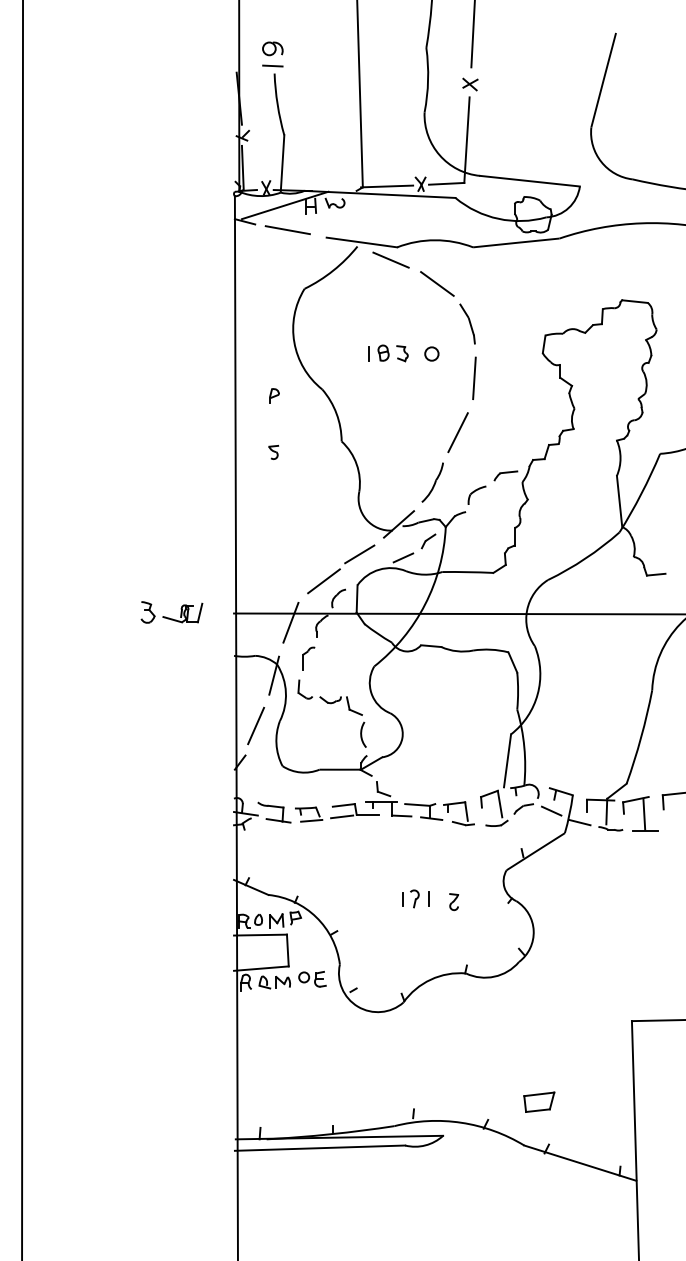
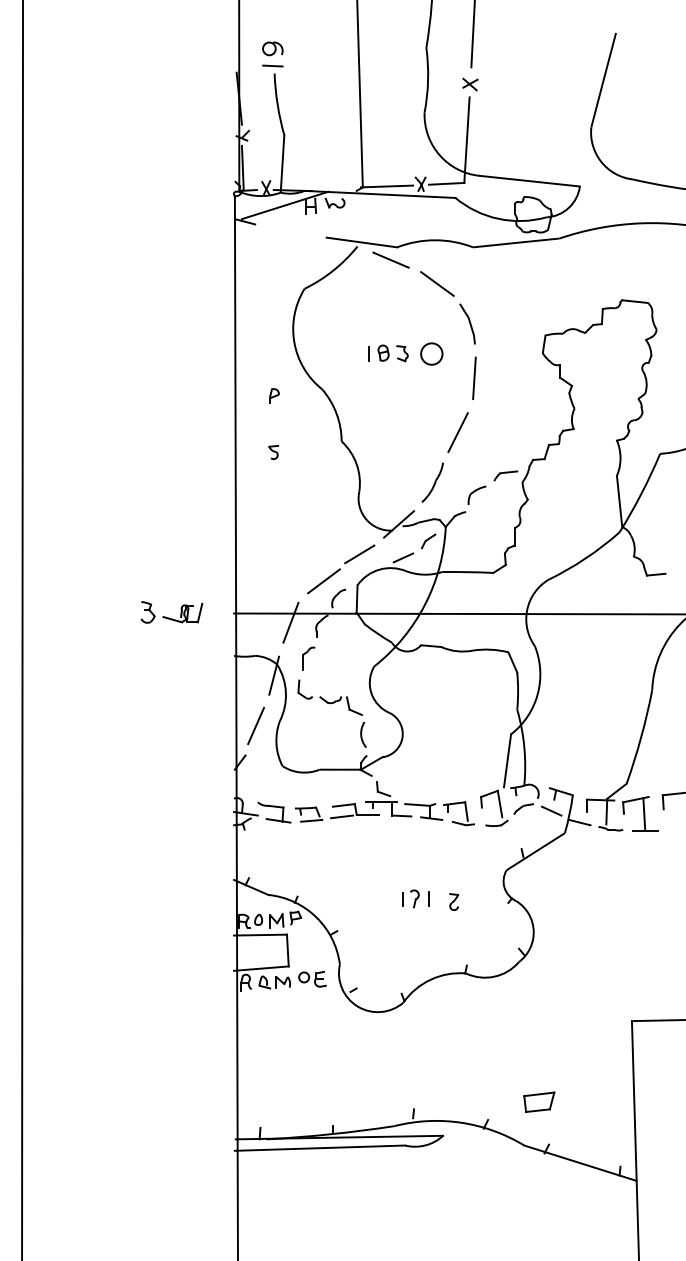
line: present -> none (287, 230)
circle size: 16x16 px -> 24x24 px (431, 353)
